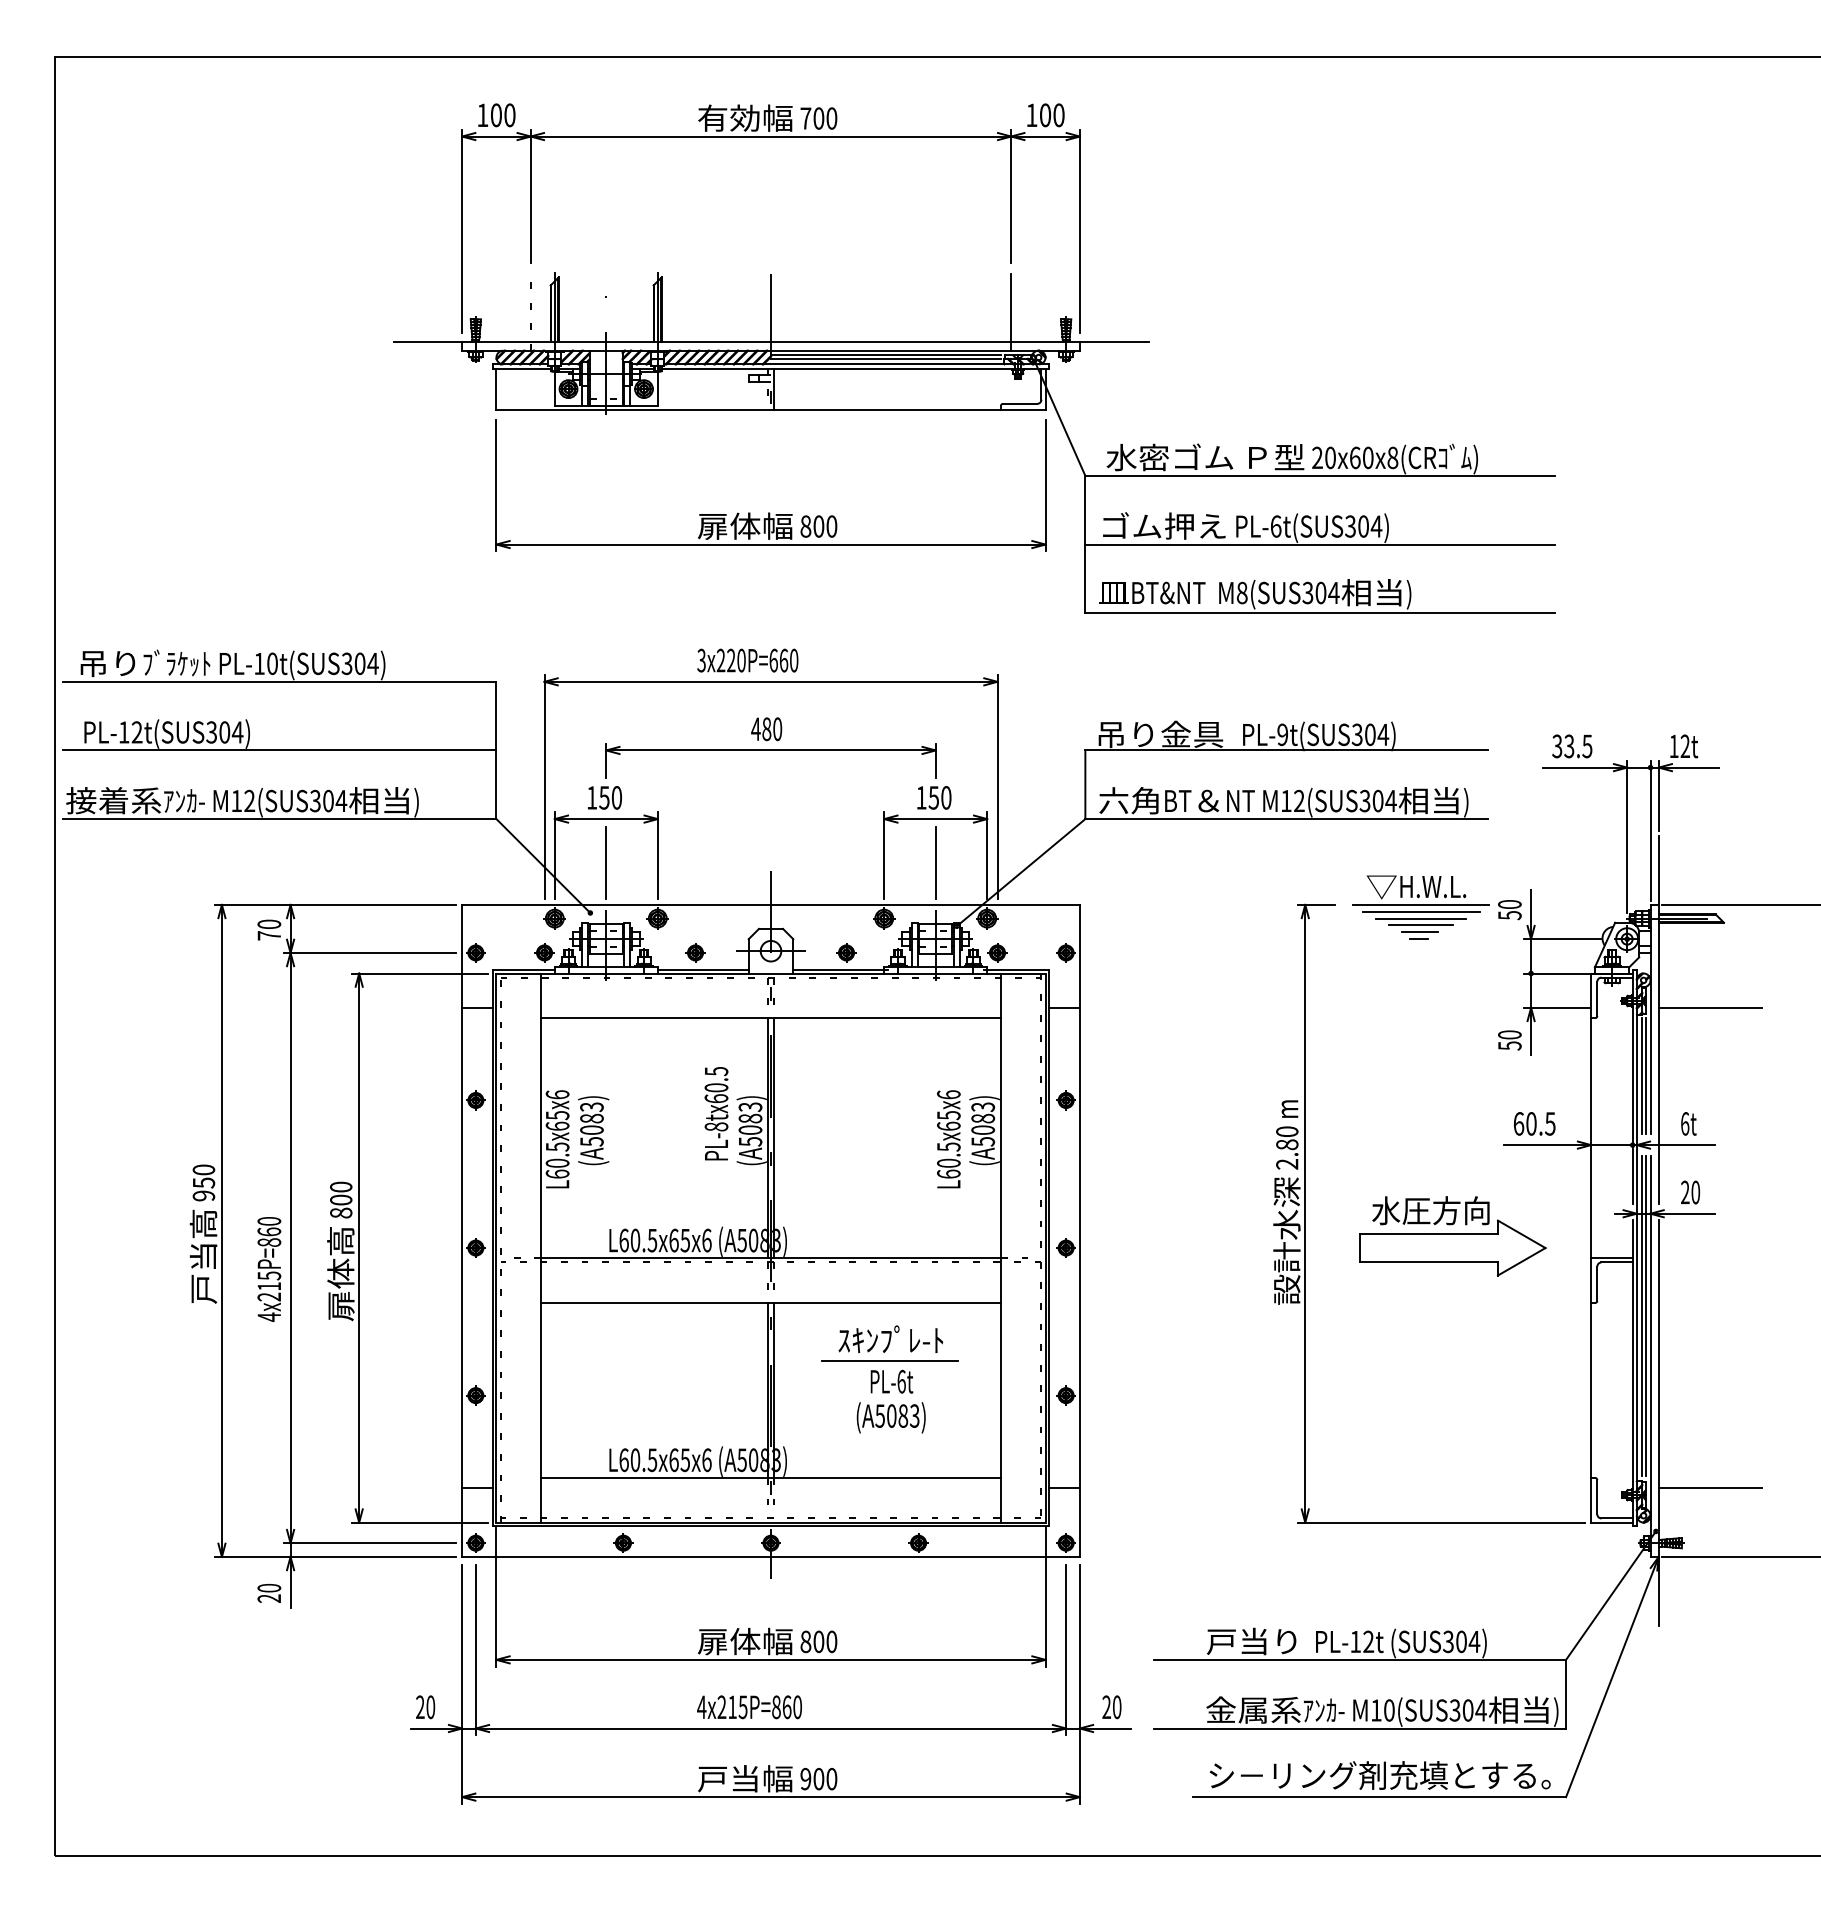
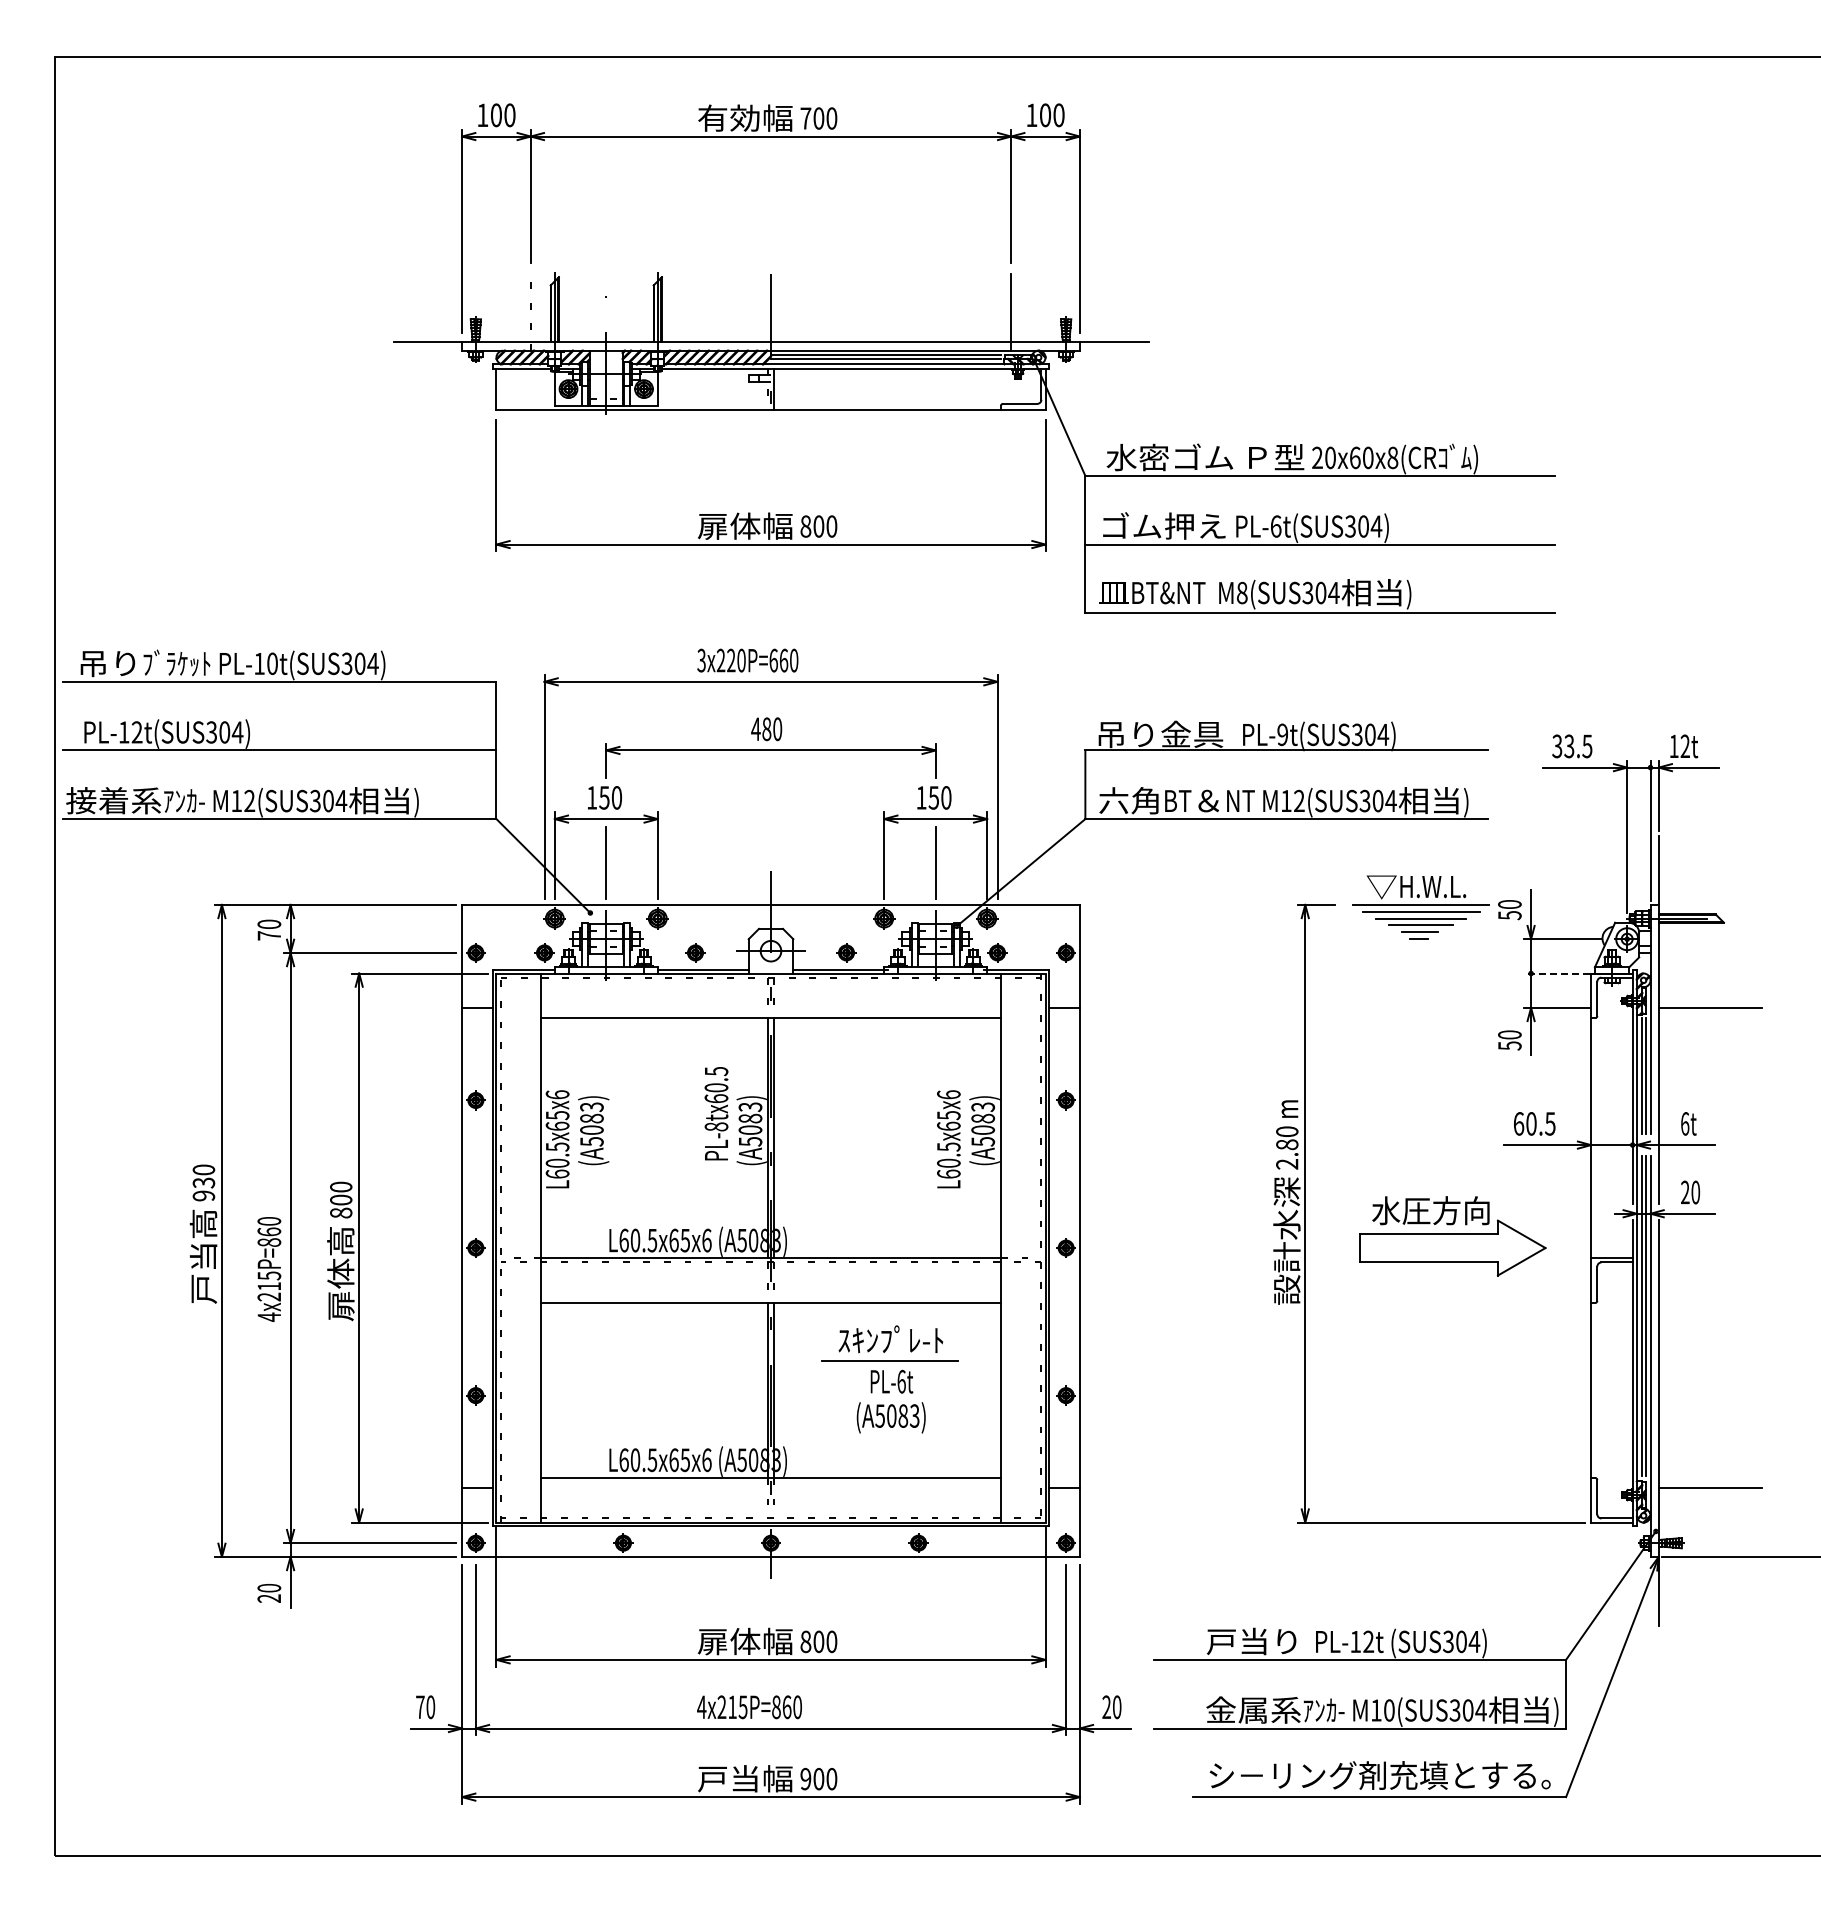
line: present -> none (1739, 904)
line: solid -> dashed (1557, 973)
text: 950 -> 930 (203, 1182)
text: 20 -> 70 (420, 1706)
